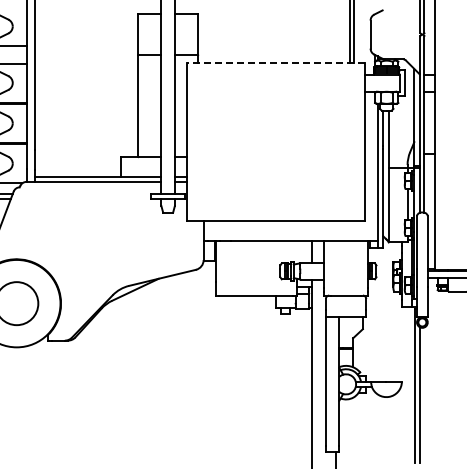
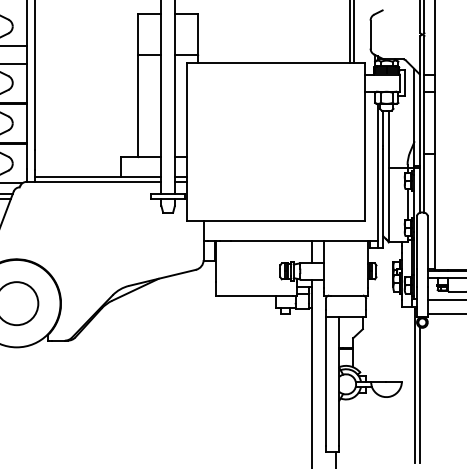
line: dashed -> solid (275, 63)
line: none -> present (445, 300)
line: none -> present (445, 313)
